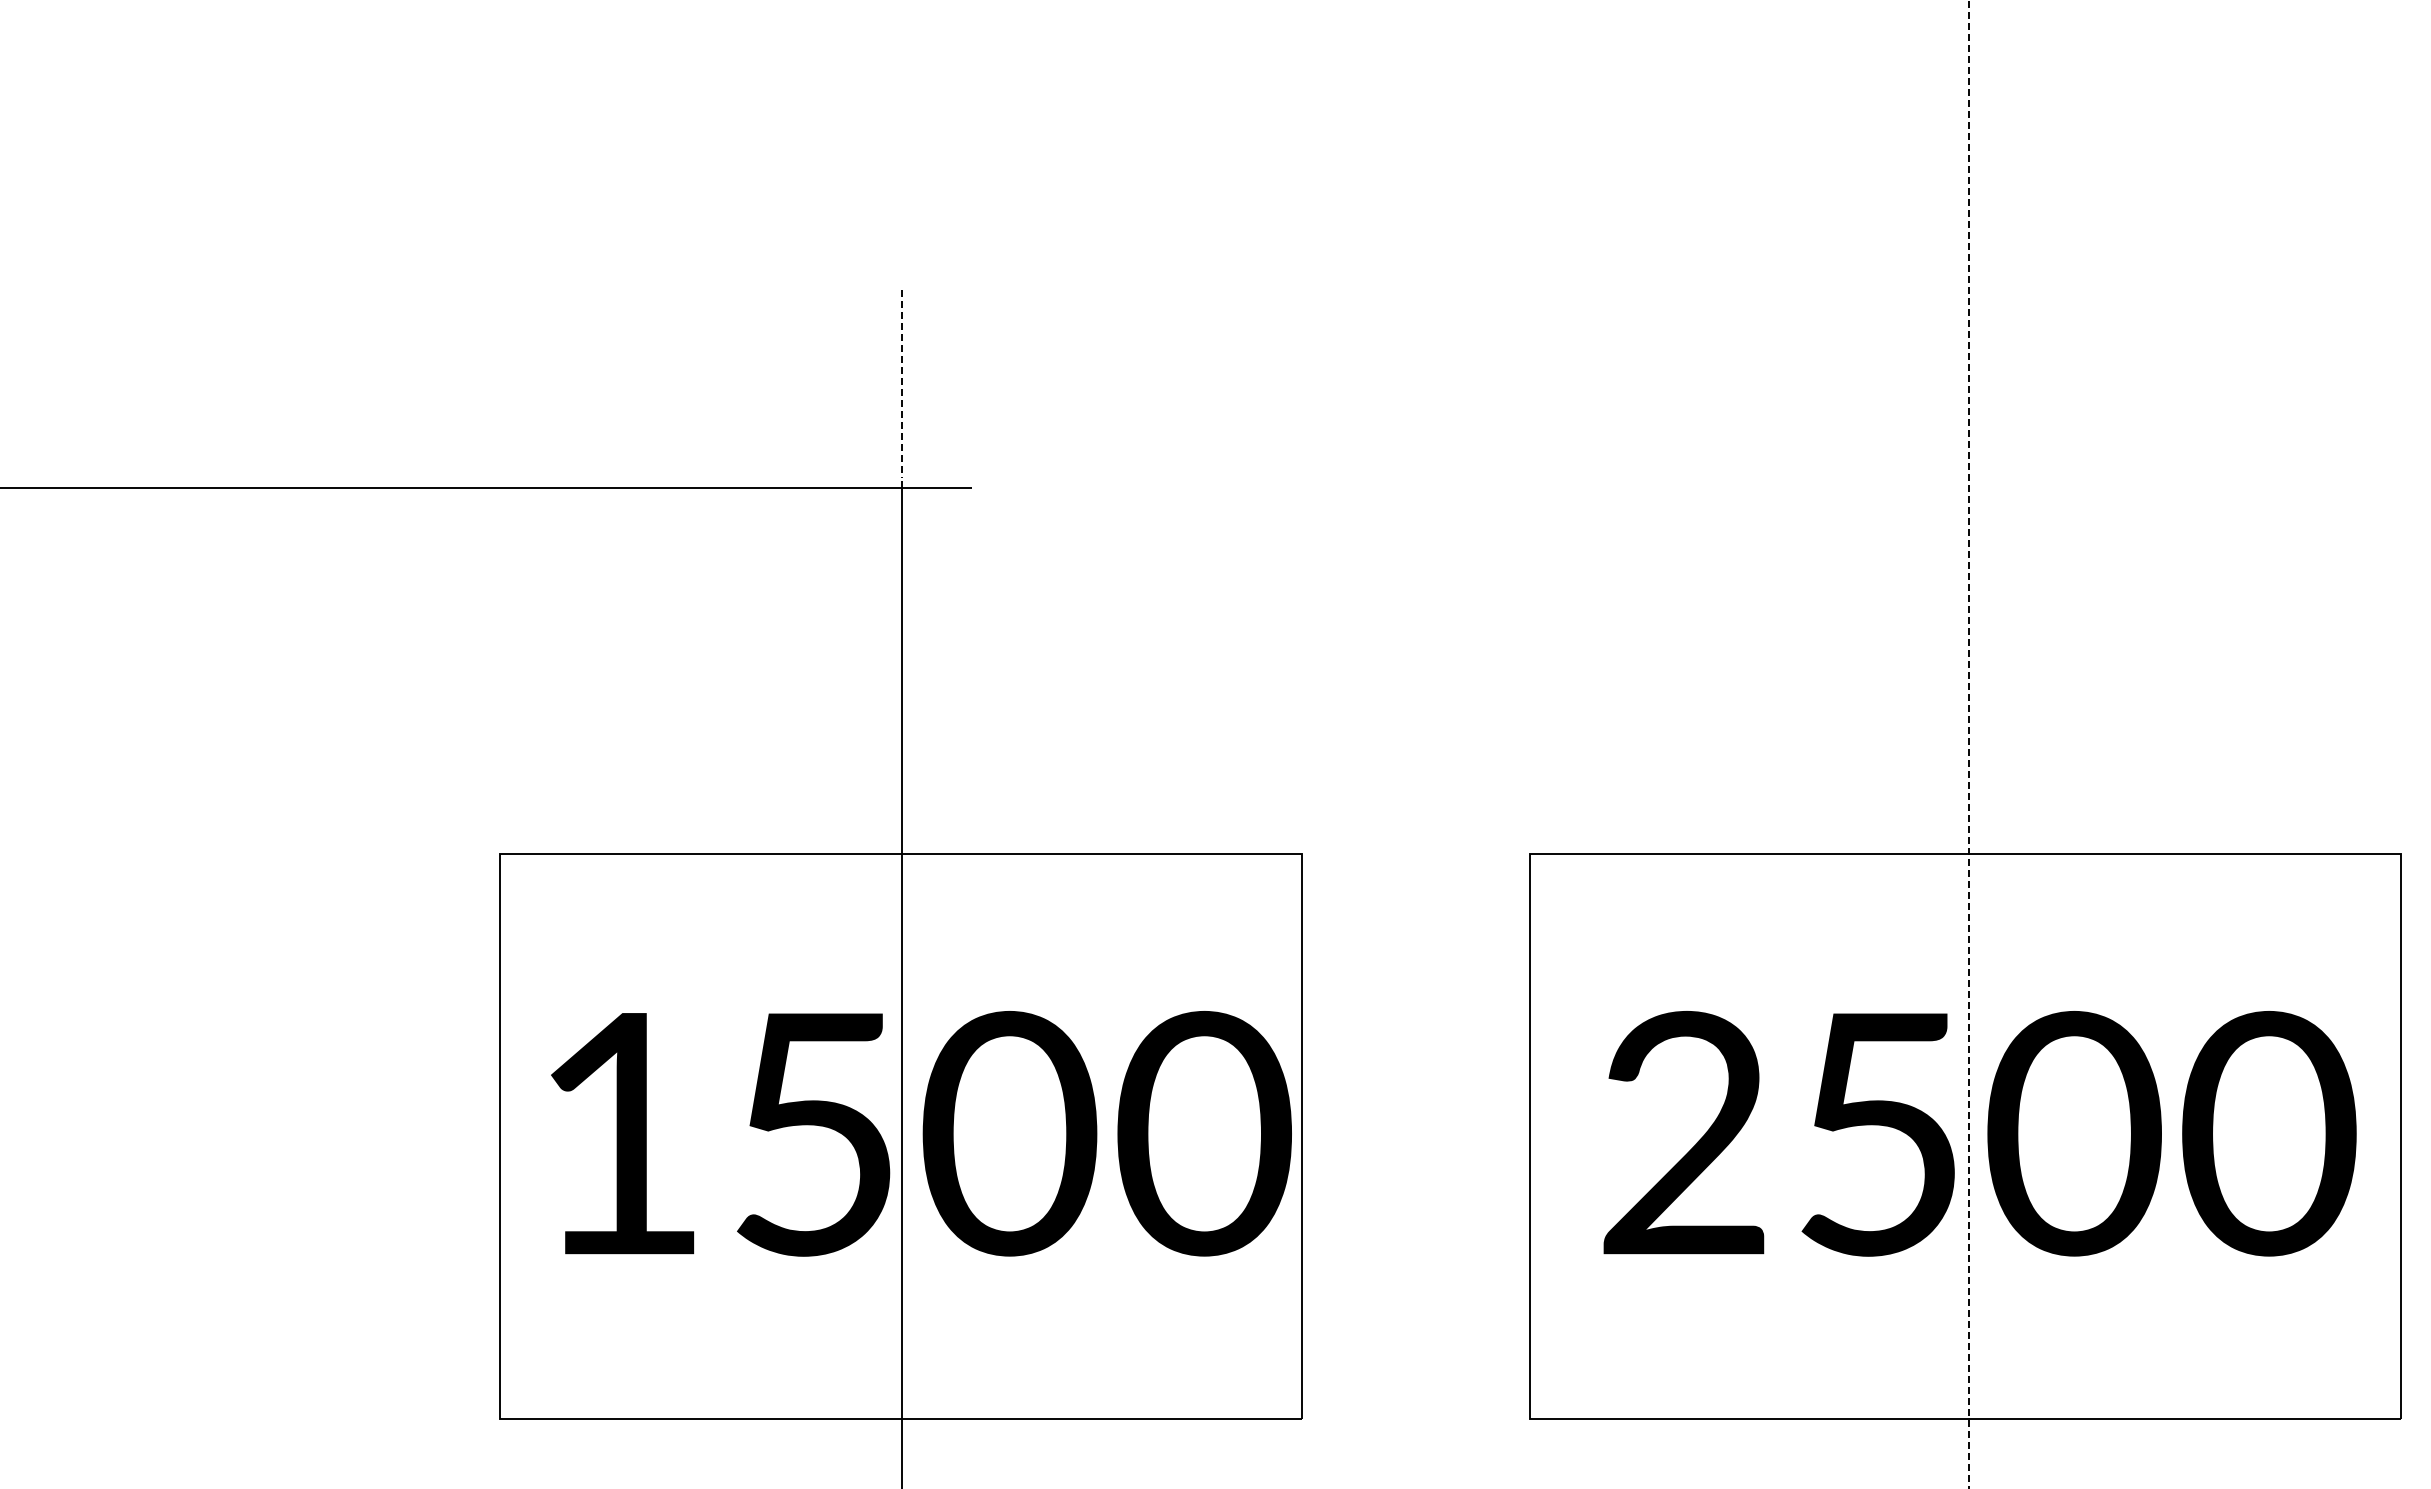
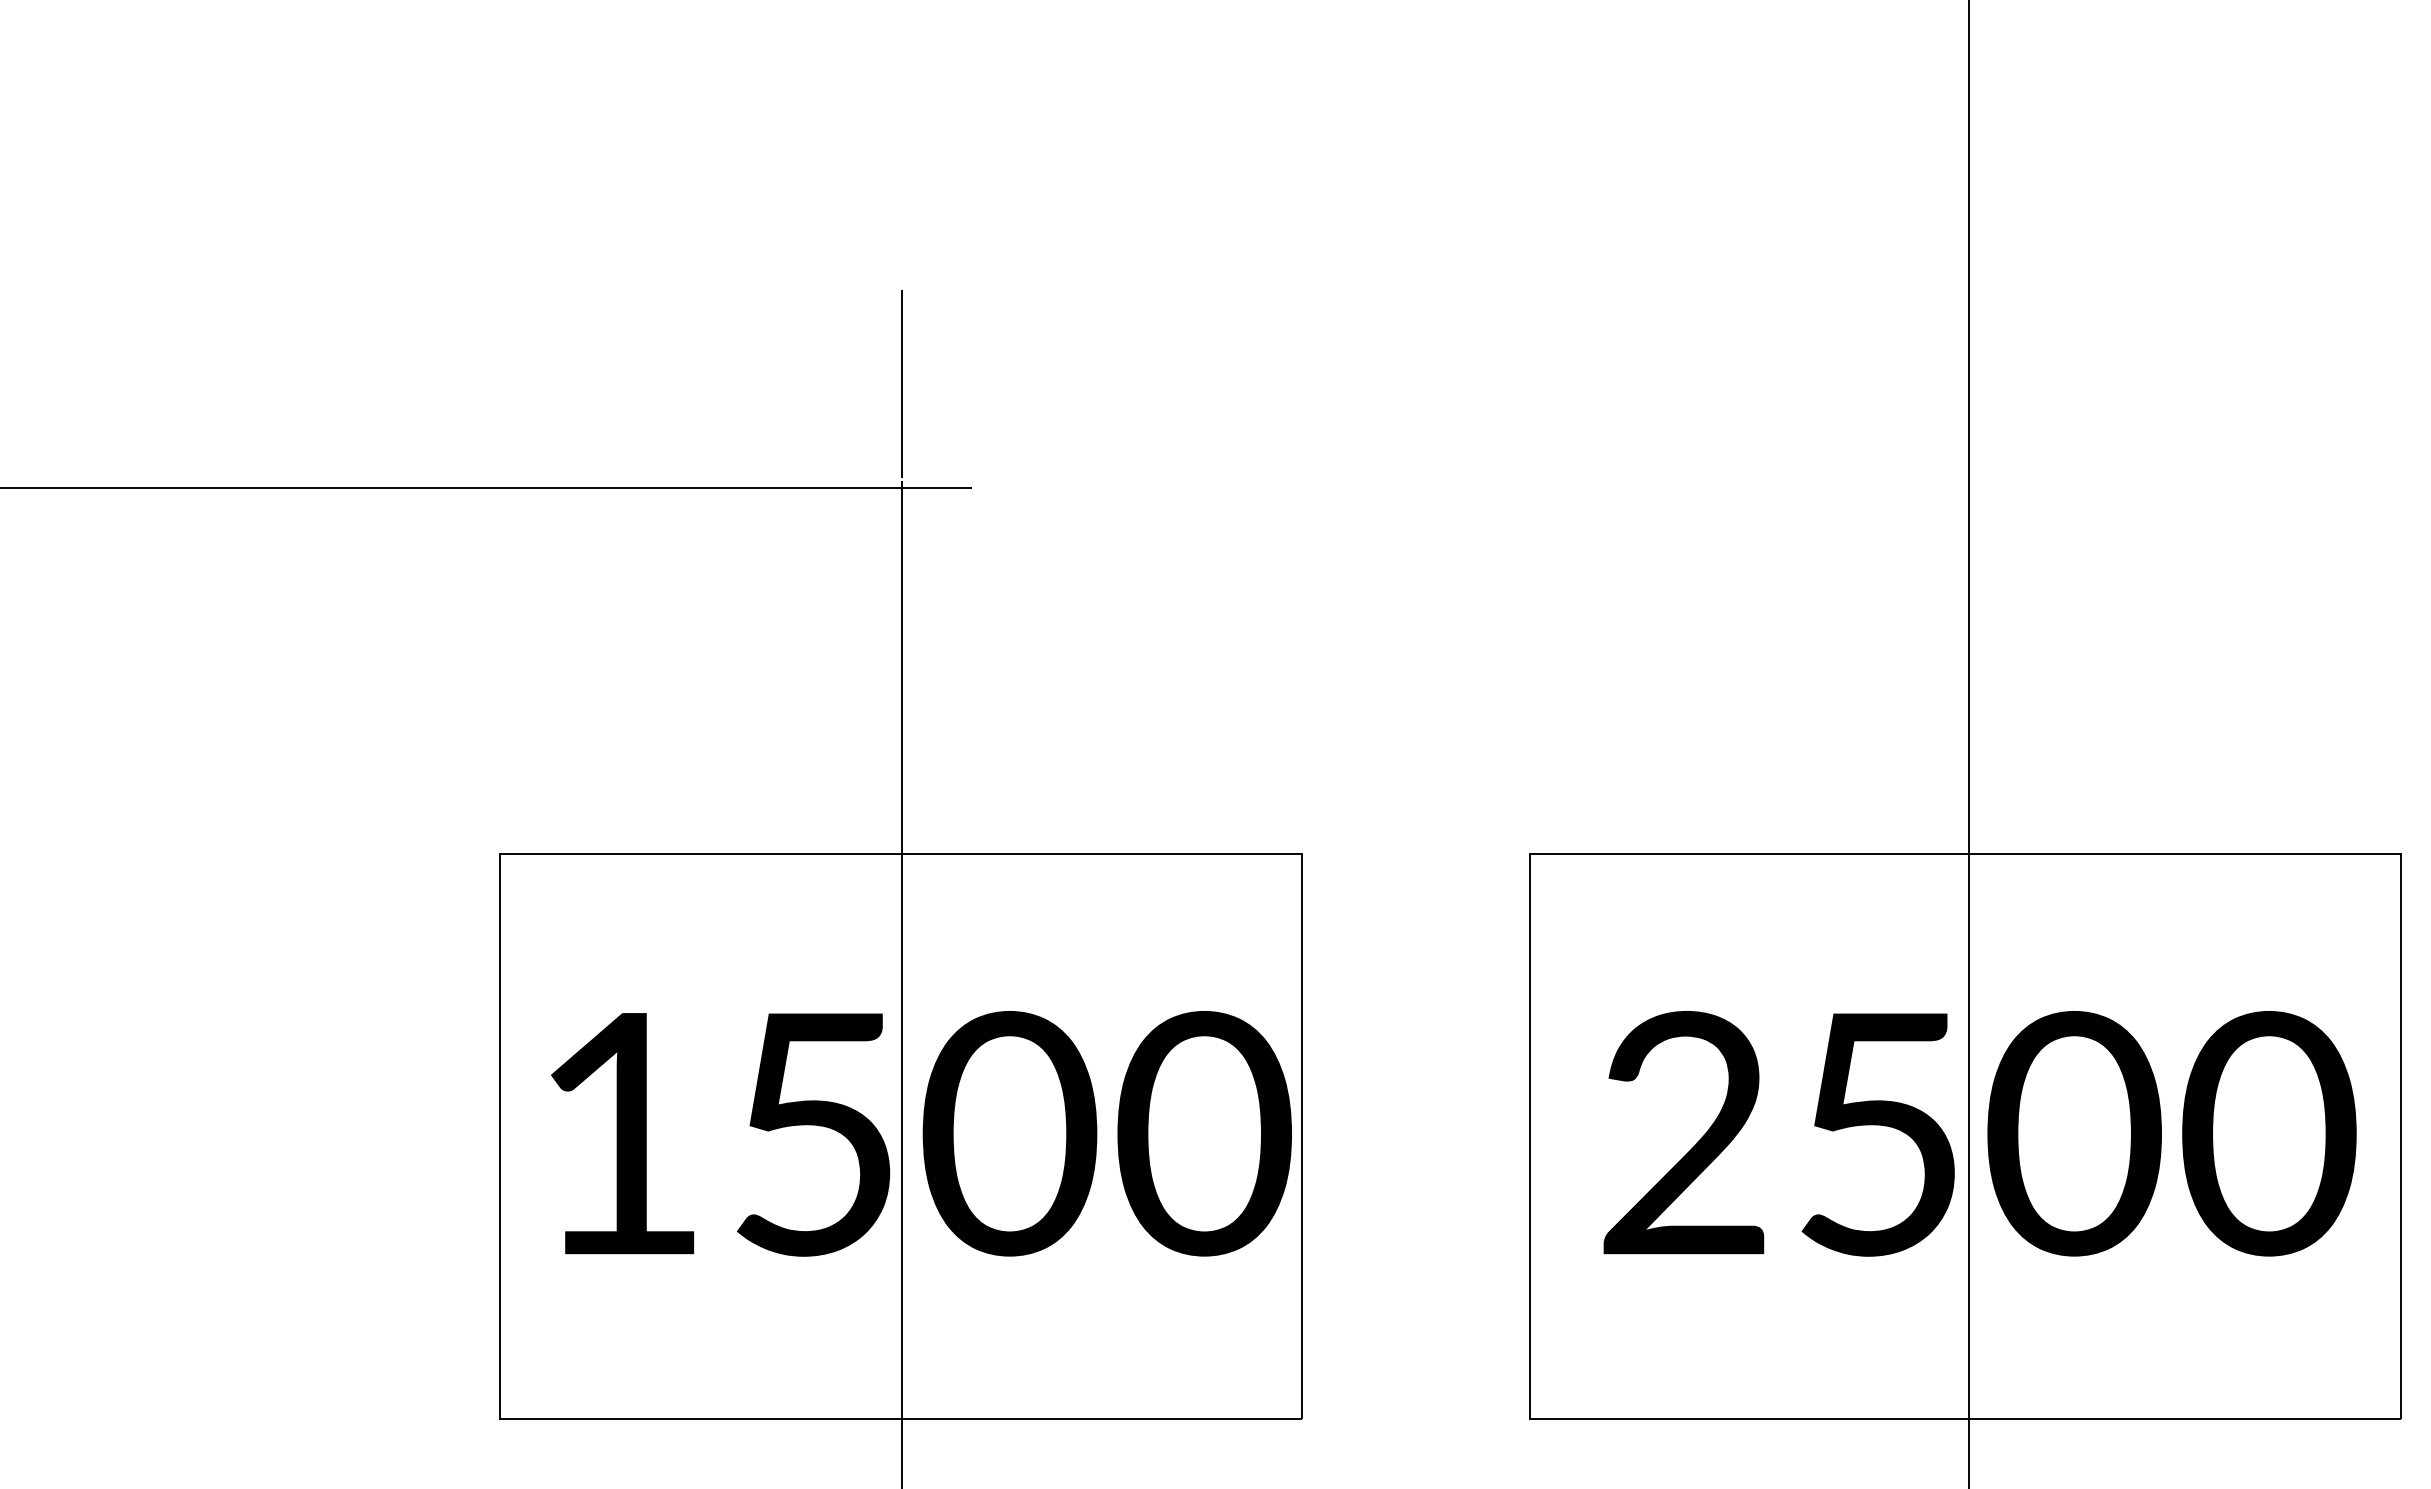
line: dashed -> solid (902, 384)
line: dashed -> solid (1968, 744)
